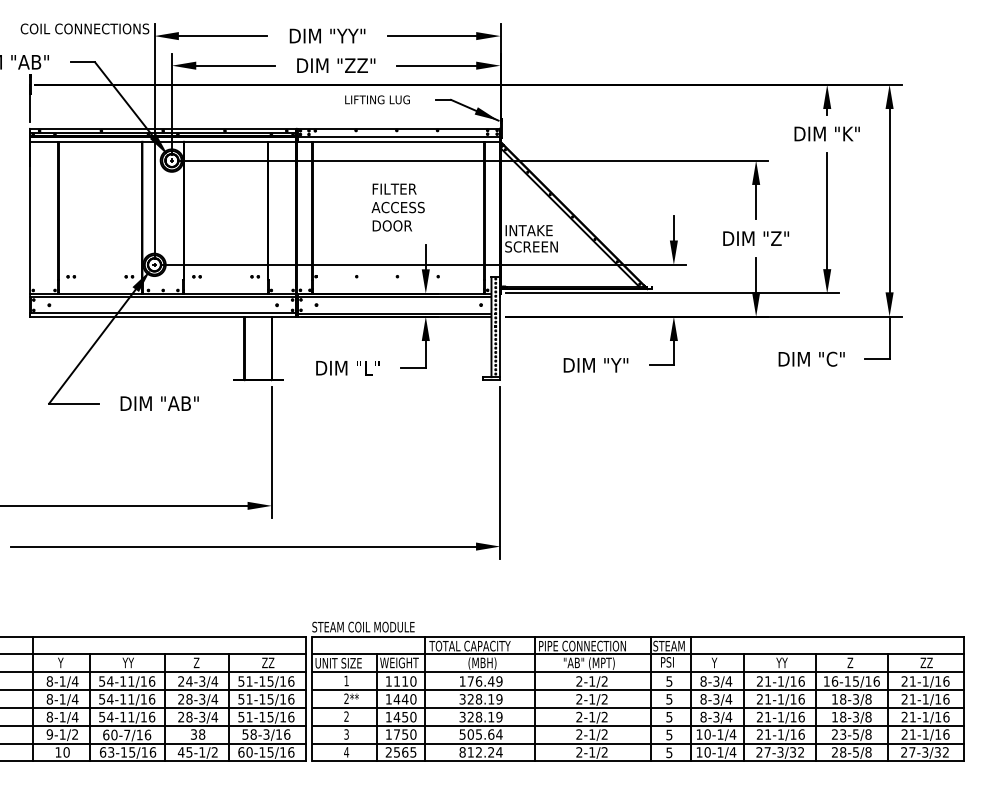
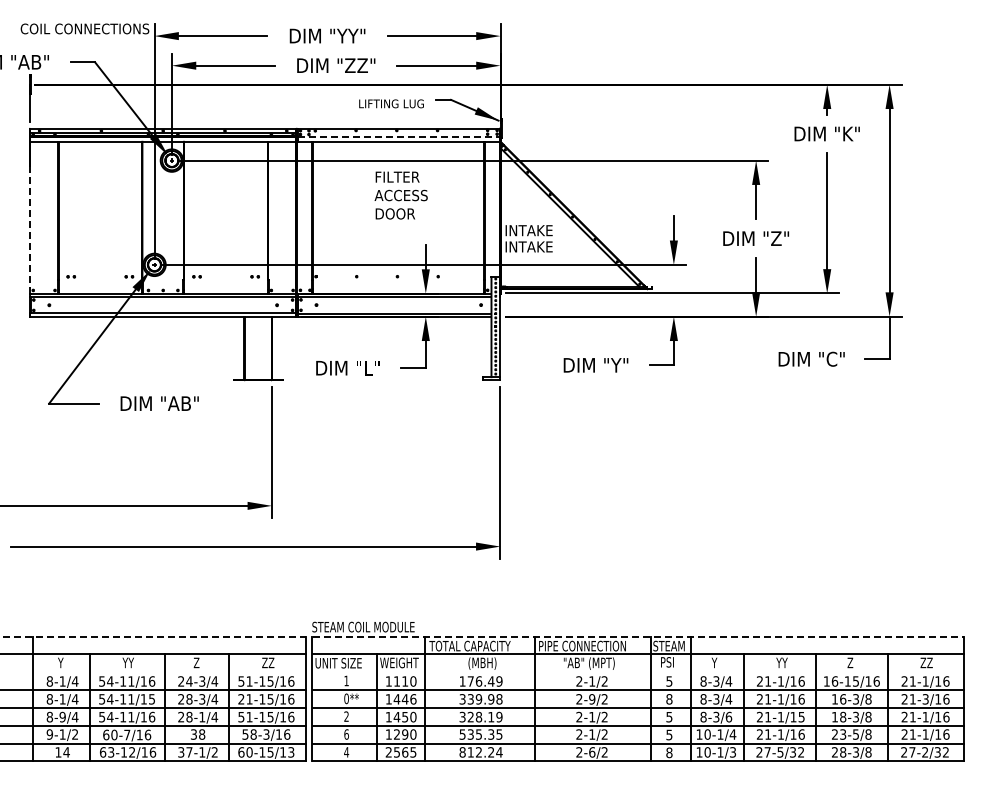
text position: (377, 99) -> (391, 103) (391, 103)
line: solid -> dashed (399, 136)
text position: (397, 207) -> (400, 195) (400, 195)
line: solid -> dashed (30, 229)
text: SCREEN -> INTAKE (531, 246)
line: solid -> dashed (153, 637)
line: solid -> dashed (638, 637)
line: present -> none (153, 672)
line: present -> none (638, 672)
text: 2** -> 0** (346, 698)
text: 54-11/16 -> 54-11/15 (152, 699)
text: 51-15/16 -> 21-15/16 (241, 699)
text: 1440 -> 1446 (413, 699)
text: 328.19 -> 339.98 (484, 699)
text: 2-1/2 -> 2-9/2 (592, 699)
text: 5 -> 8 (669, 699)
text: 18-3/8 -> 16-3/8 (843, 699)
text: 21-1/16 -> 21-3/16 (925, 699)
text: 8-1/4 -> 8-9/4 (62, 716)
text: 28-3/4 -> 28-1/4 (202, 716)
text: 8-3/4 -> 8-3/6 (728, 716)
text: 21-1/16 -> 21-1/15 (801, 716)
text: 3 -> 6 (346, 734)
text: 1750 -> 1290 (401, 734)
text: 505.64 -> 535.35 (484, 734)
text: 27-3/32 -> 27-5/32 (780, 751)
text: 28-5/8 -> 28-3/8 (855, 751)
text: 10 -> 14 (66, 752)
text: 63-15/16 -> 63-12/16 (132, 752)
text: 45-1/2 -> 37-1/2 (184, 752)
text: 60-15/16 -> 60-15/13 (291, 752)
text: 2-1/2 -> 2-6/2 (592, 752)
text: 5 -> 8 (669, 752)
text: 10-1/4 -> 10-1/3 (732, 752)
text: 27-3/32 -> 27-2/32 (925, 752)
